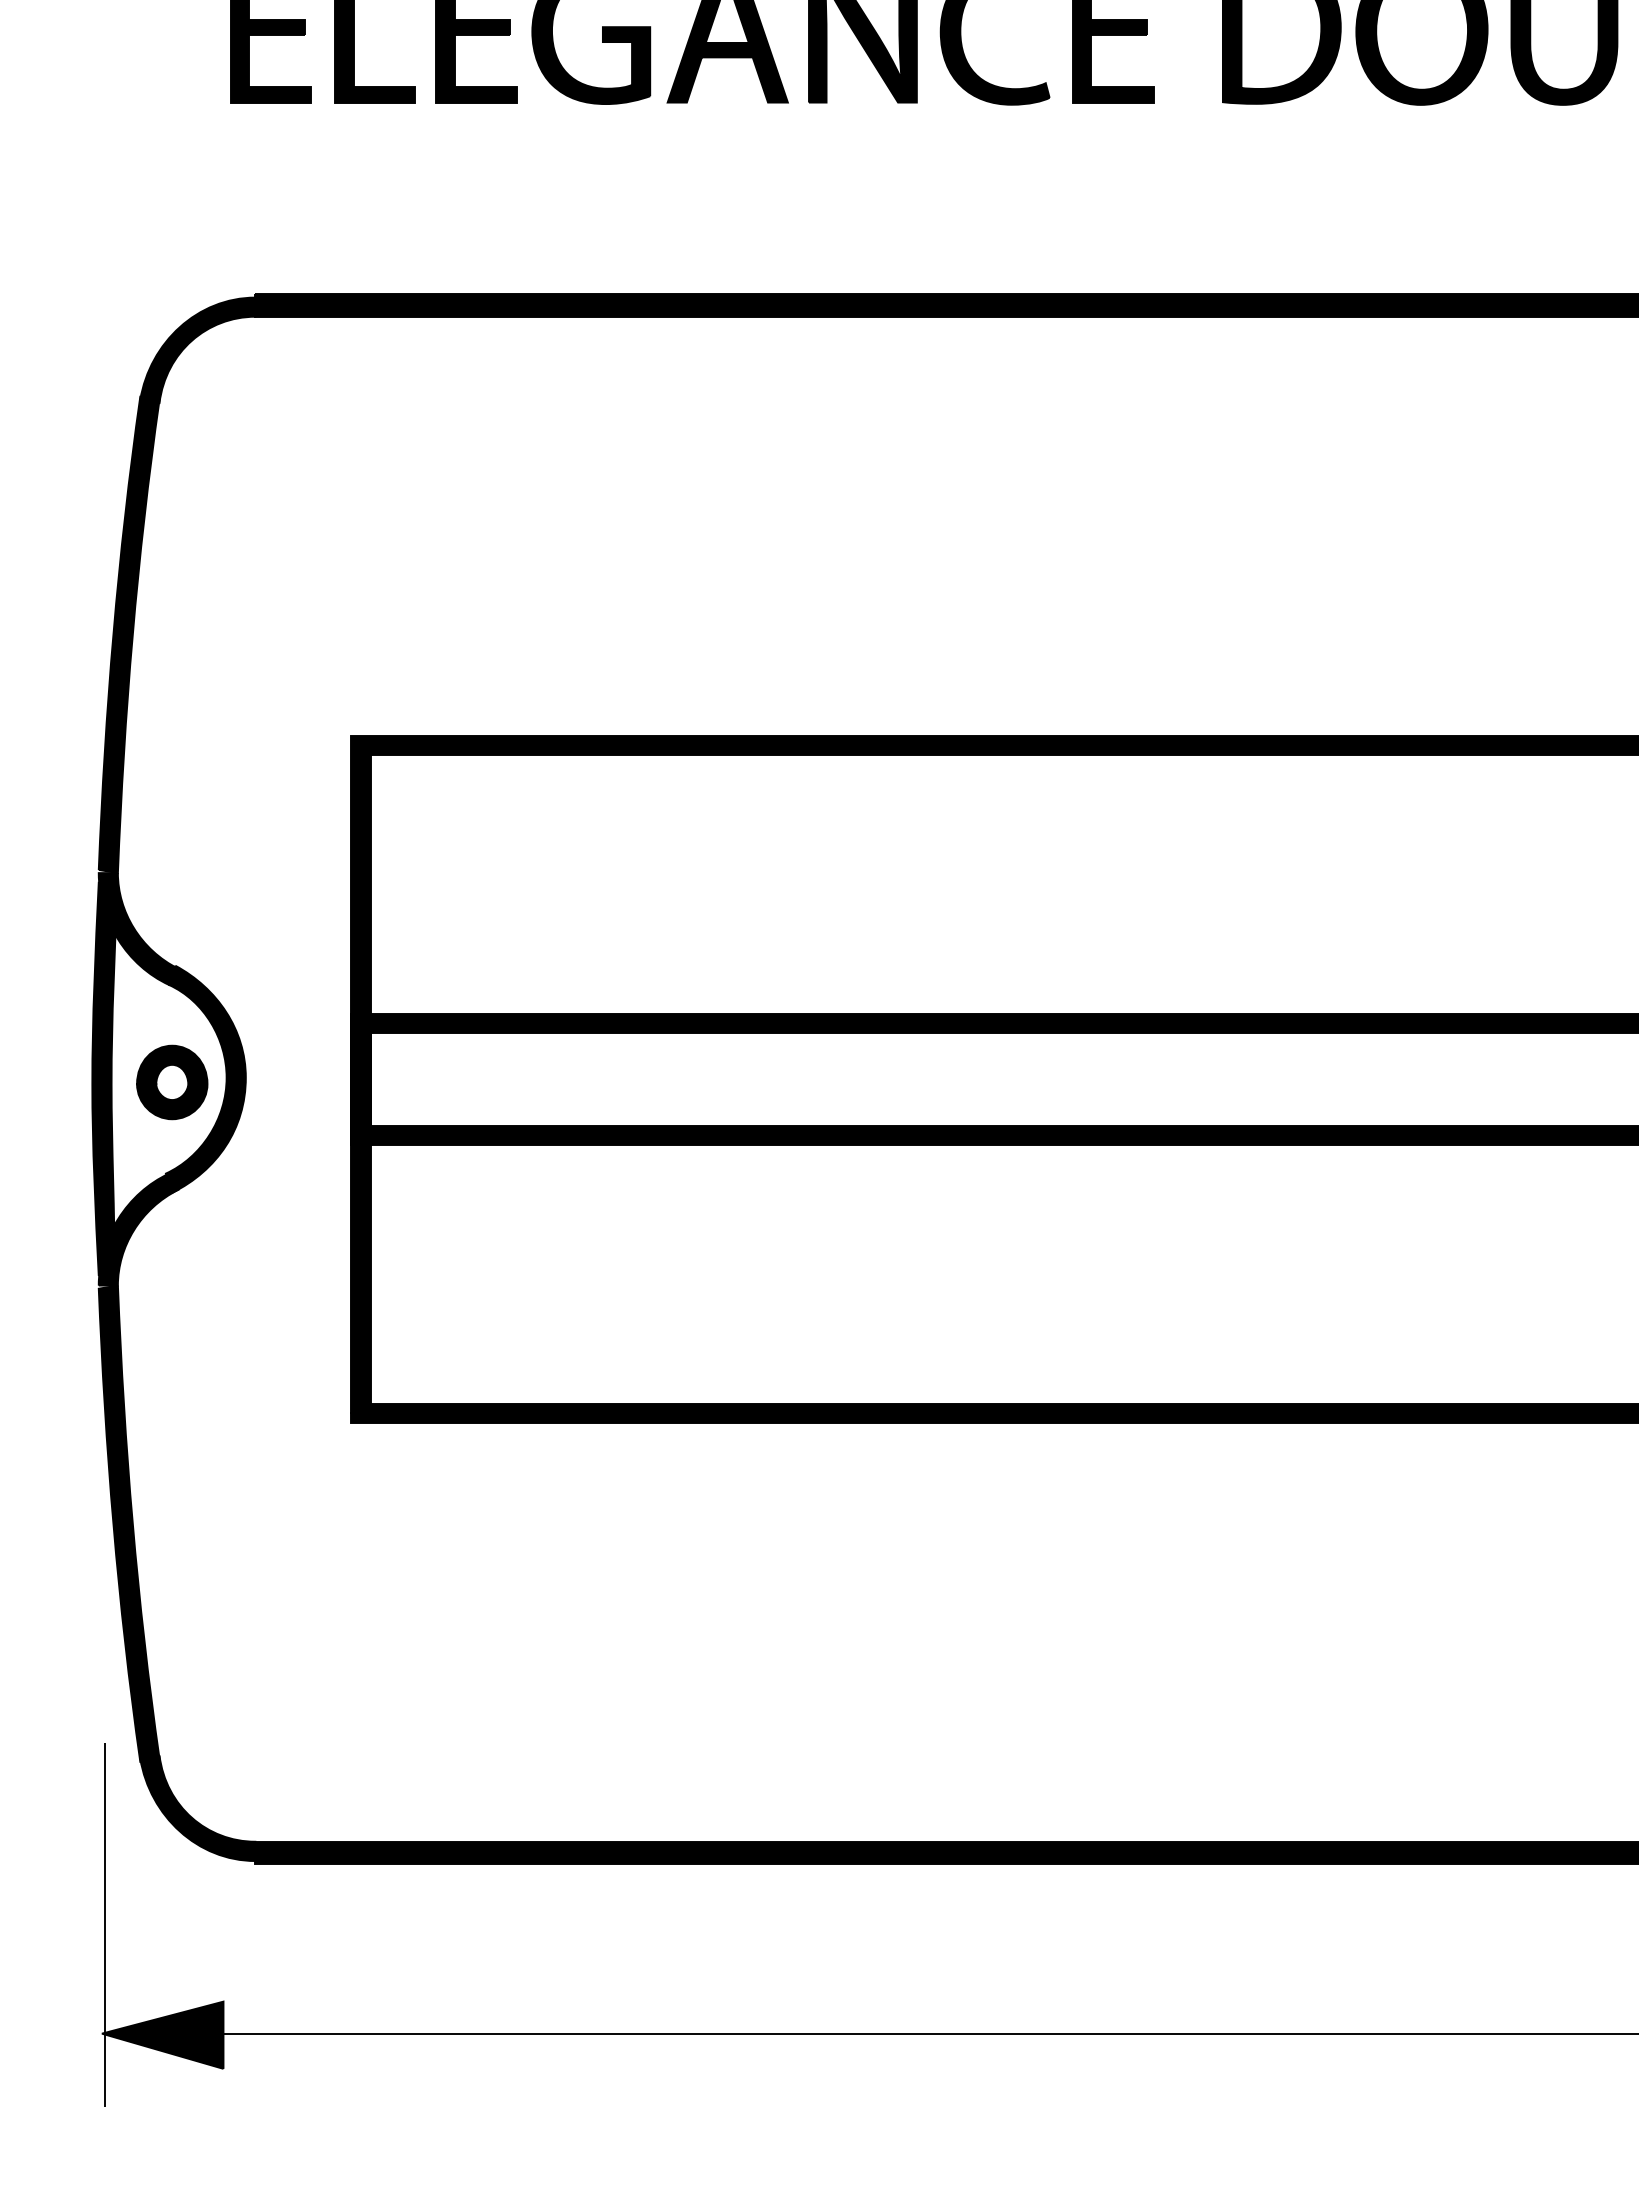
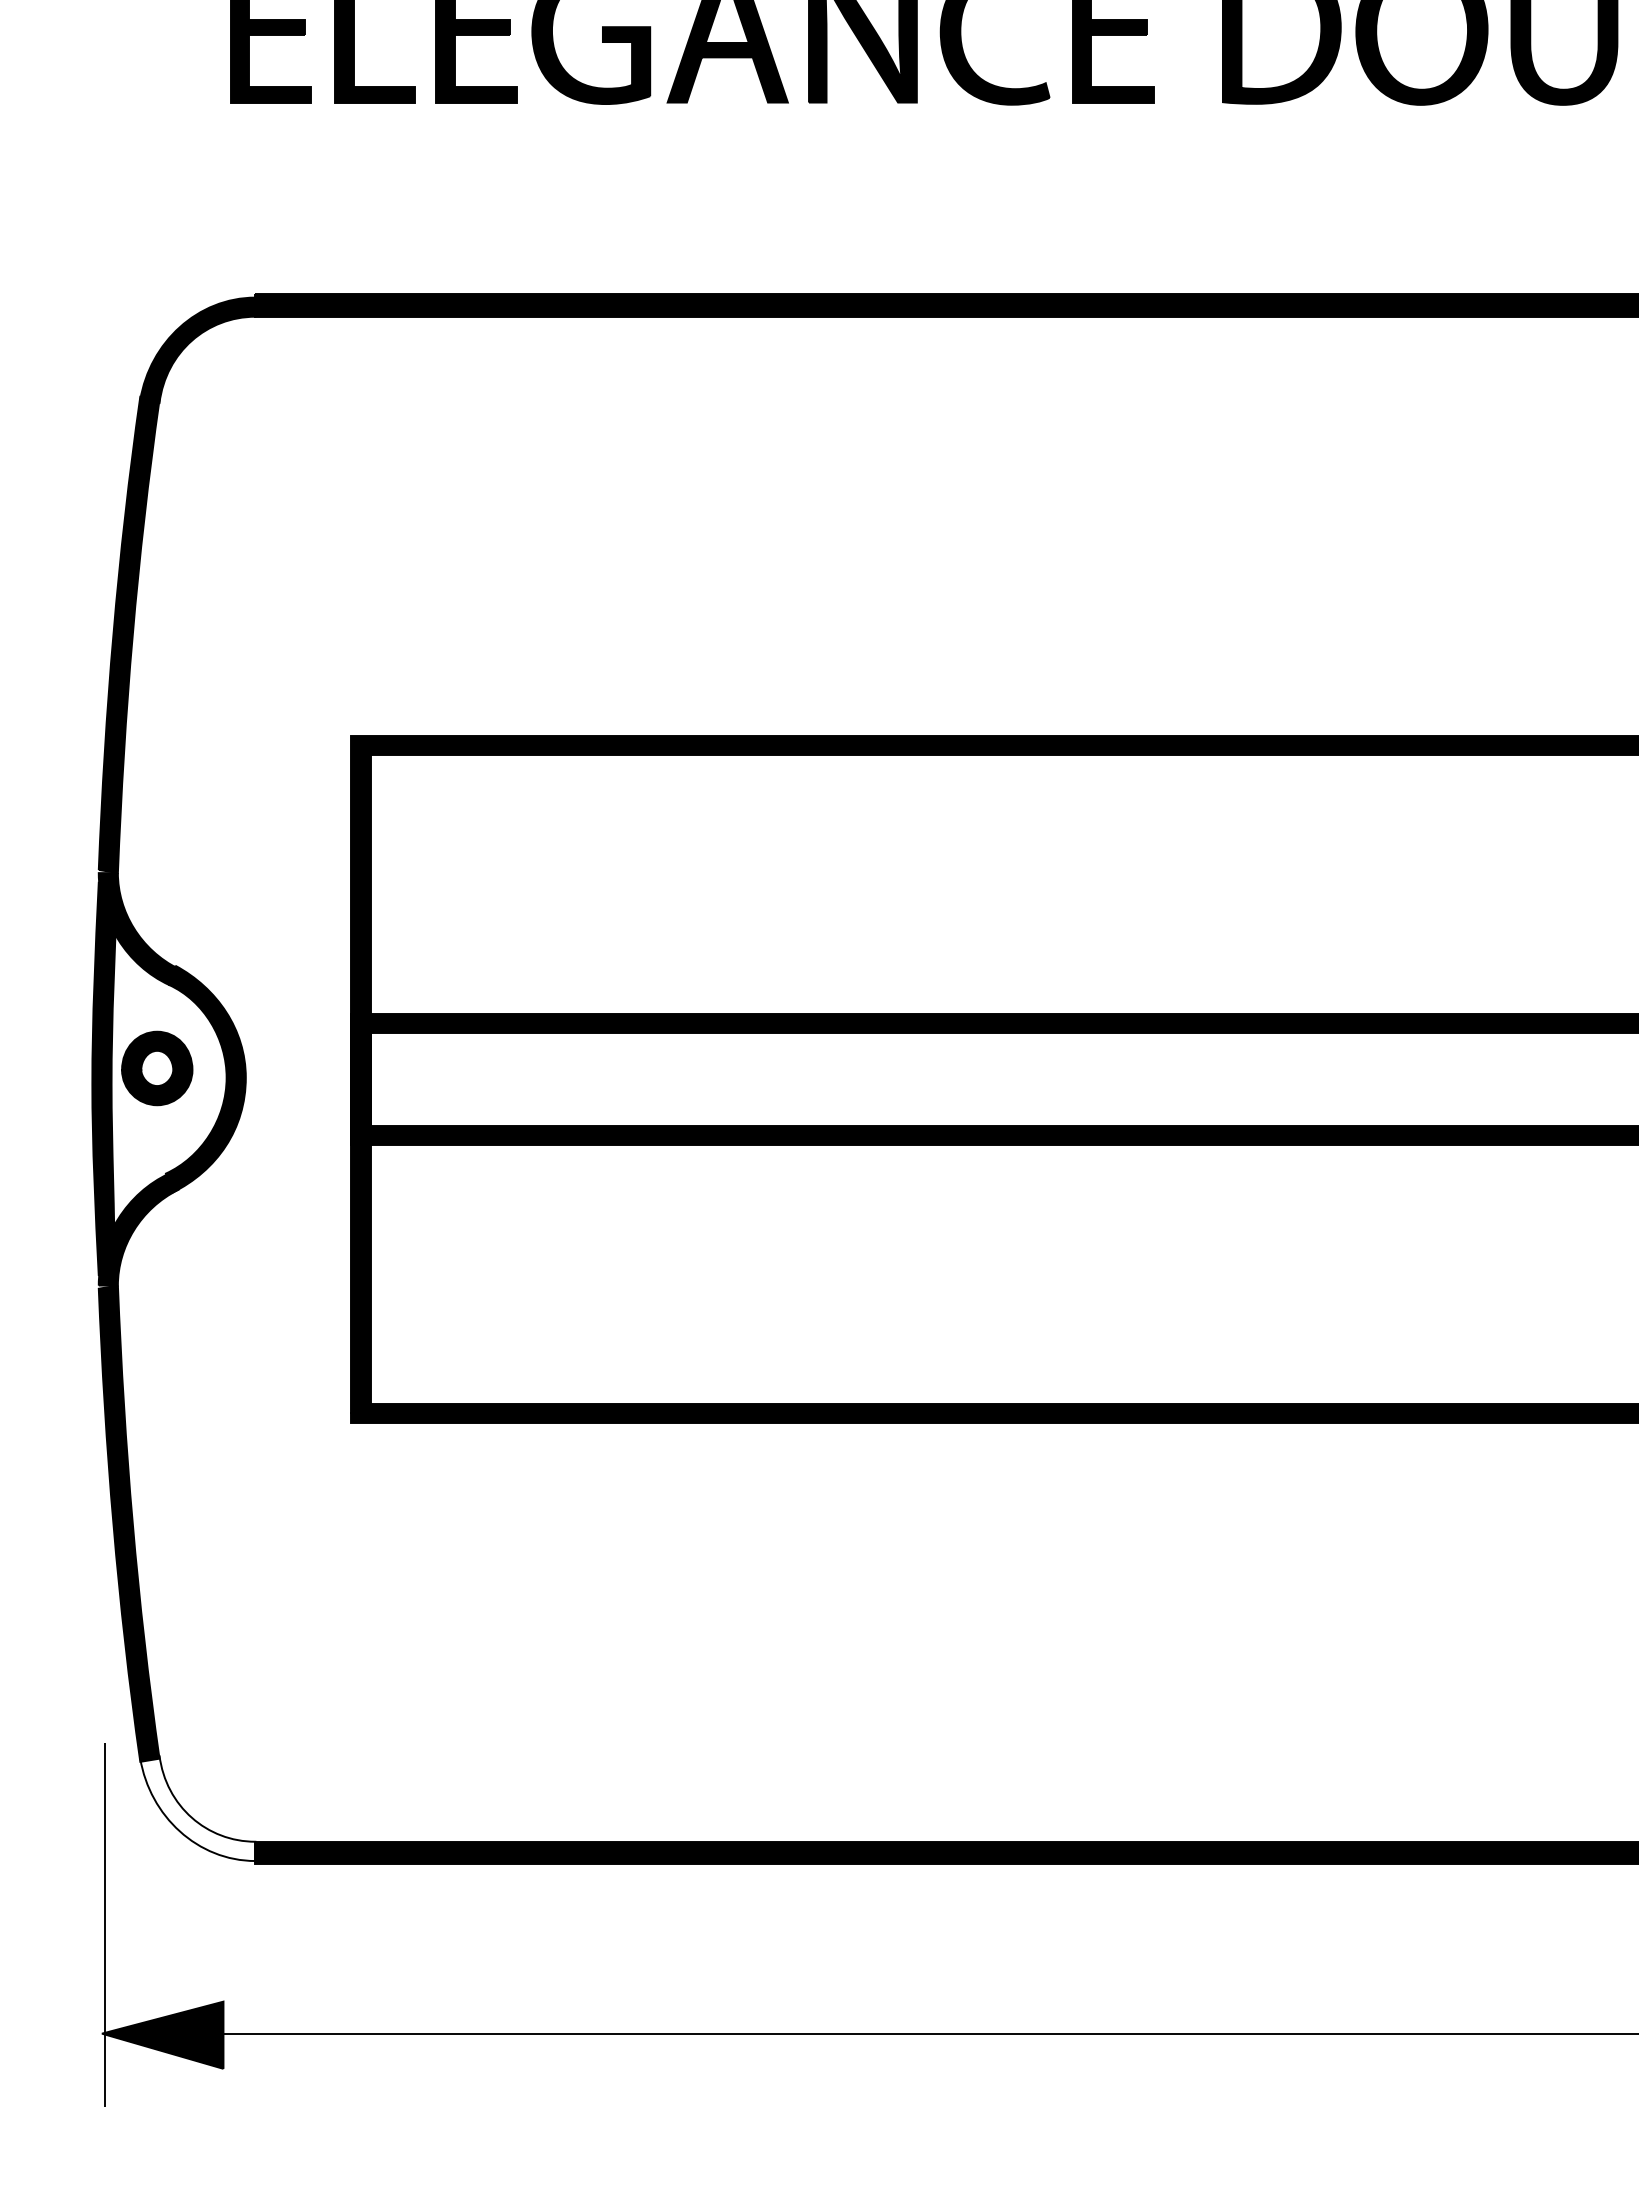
part position: (172, 1082) -> (157, 1068) (157, 1068)
fill: present -> none (197, 1808)
